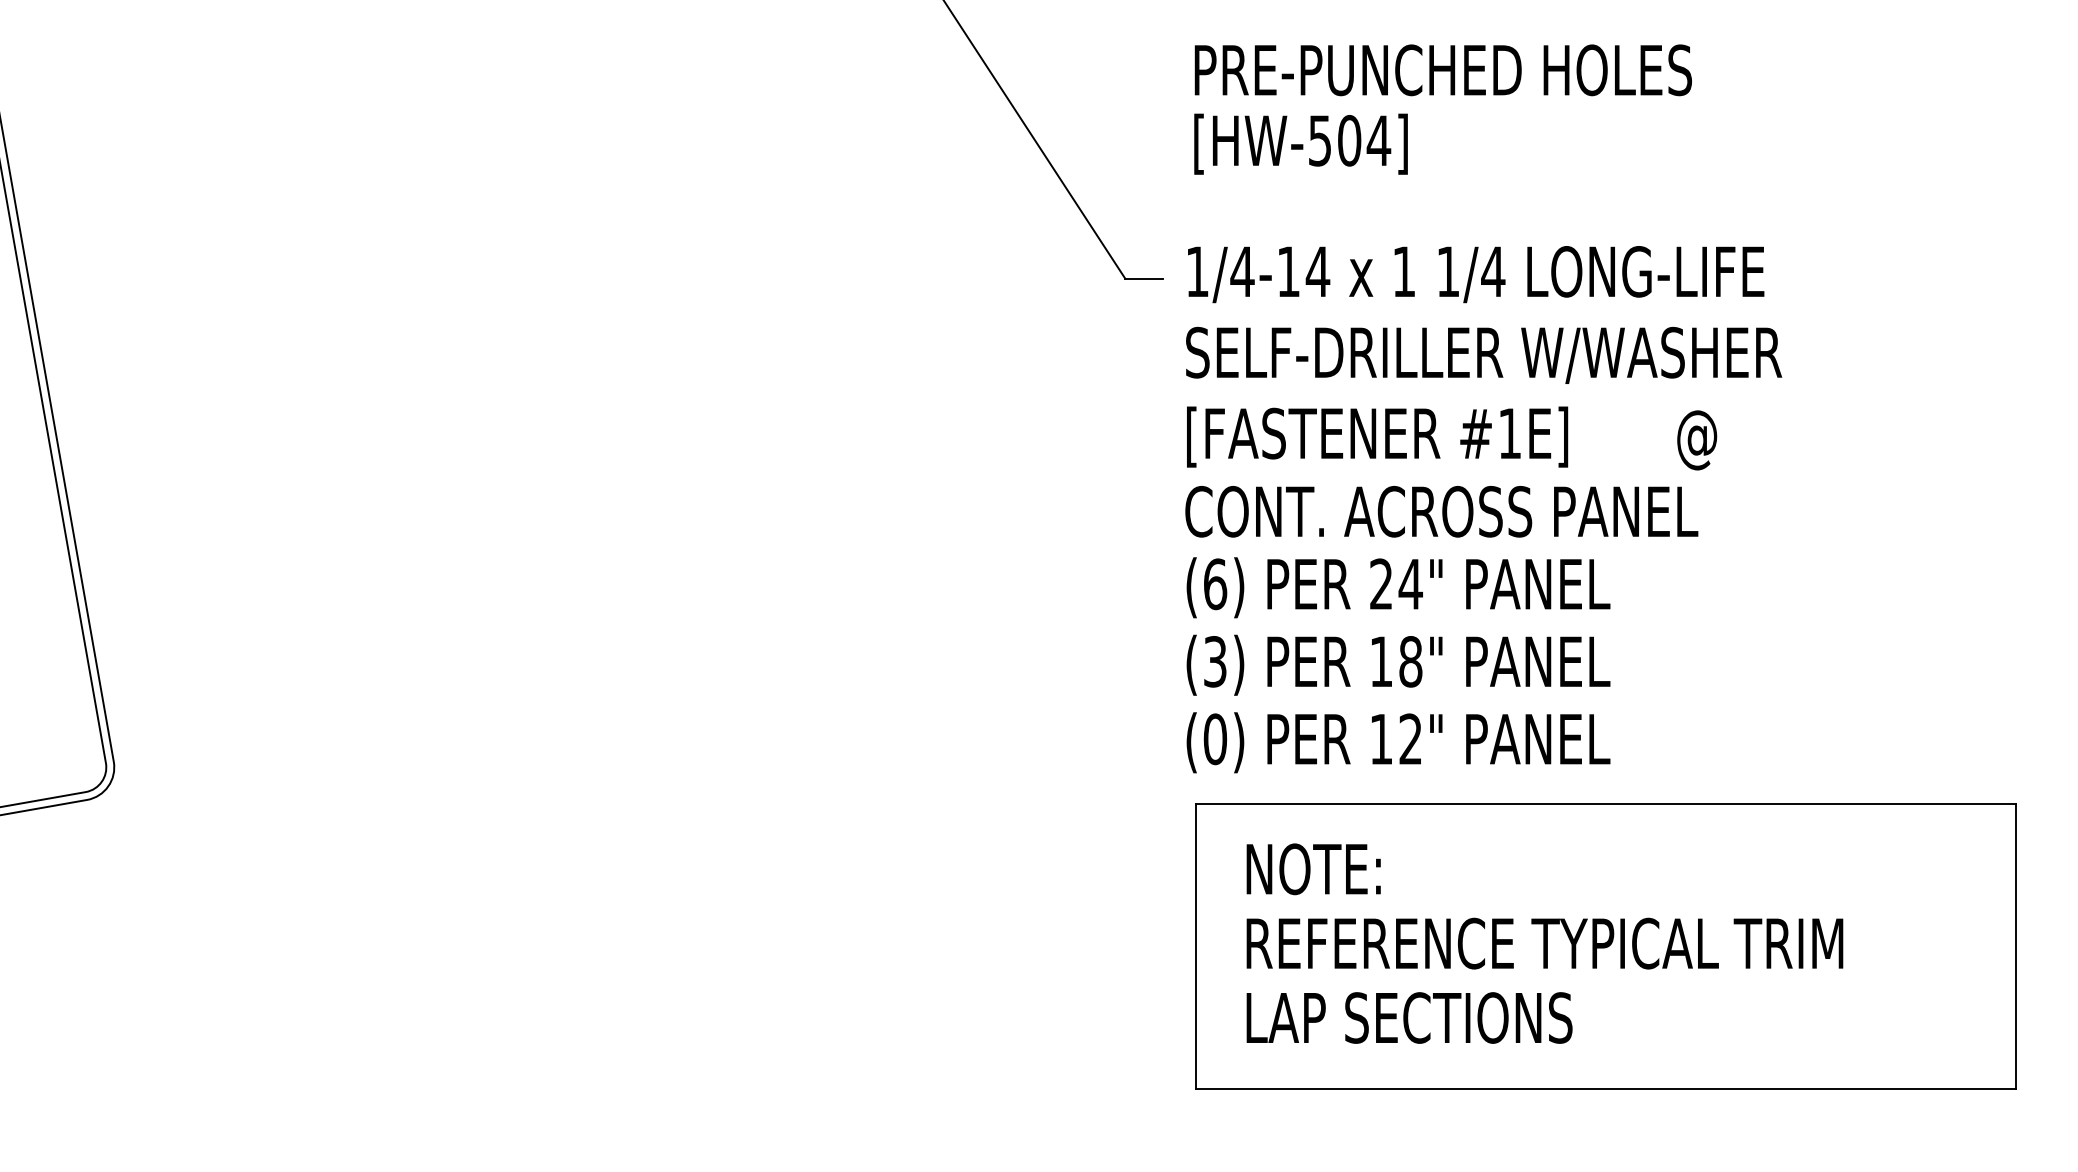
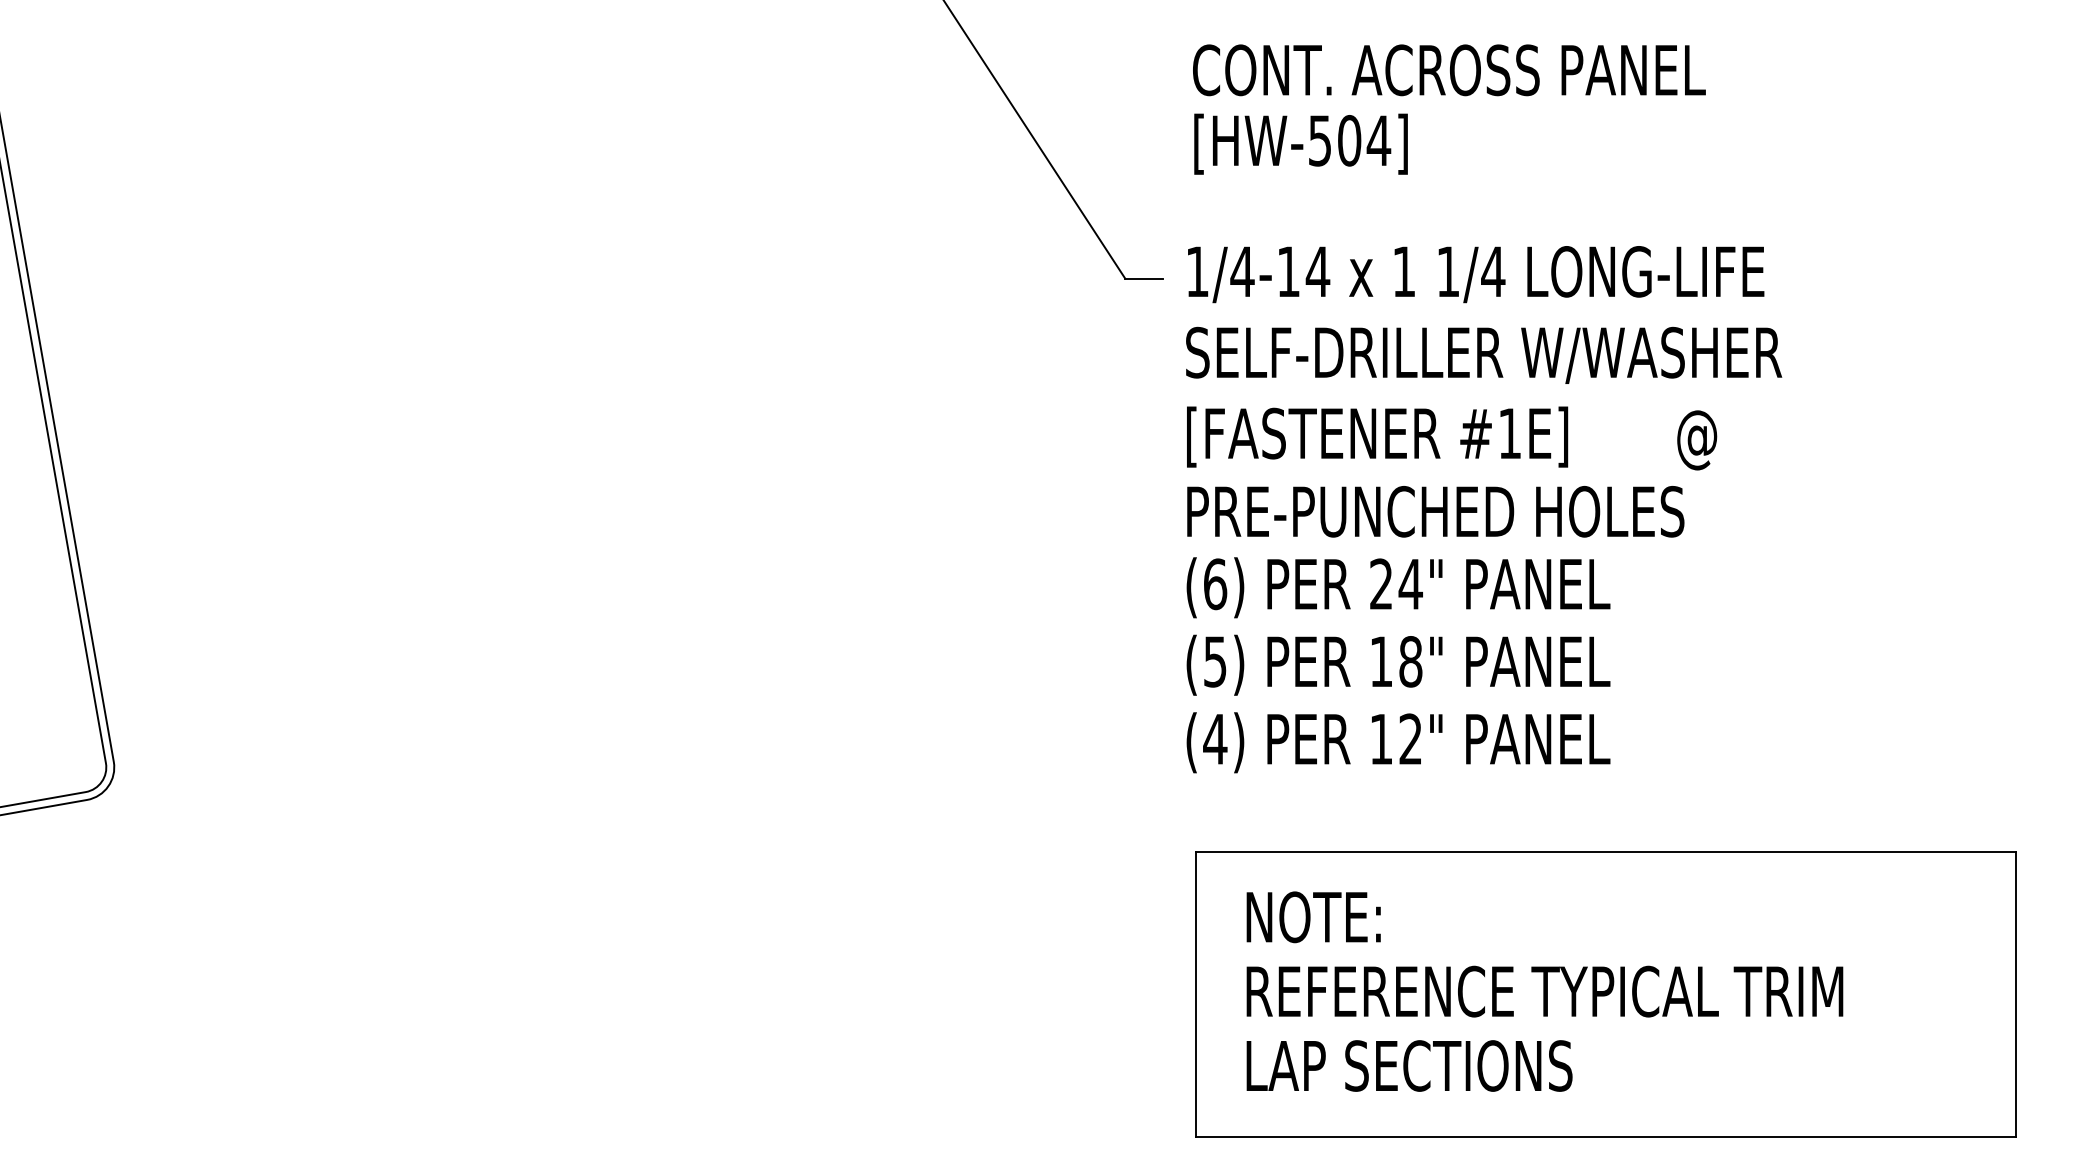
text: PRE-PUNCHED HOLES -> CONT. ACROSS PANEL (1449, 70)
text: CONT. ACROSS PANEL -> PRE-PUNCHED HOLES (1441, 511)
text: (3) -> (5) (1215, 661)
text: (0) -> (4) (1215, 739)
part position: (1605, 946) -> (1605, 994) (1605, 994)
